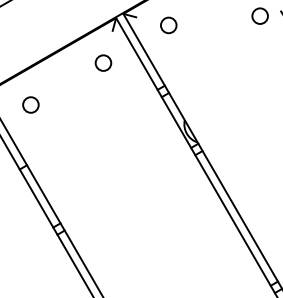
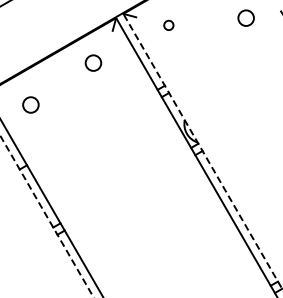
circle position: (259, 15) -> (245, 17) (245, 17)
circle size: 18x19 px -> 12x12 px (168, 24)
circle position: (103, 62) -> (93, 62) (93, 62)
line: solid -> dashed (202, 151)
line: solid -> dashed (47, 217)
